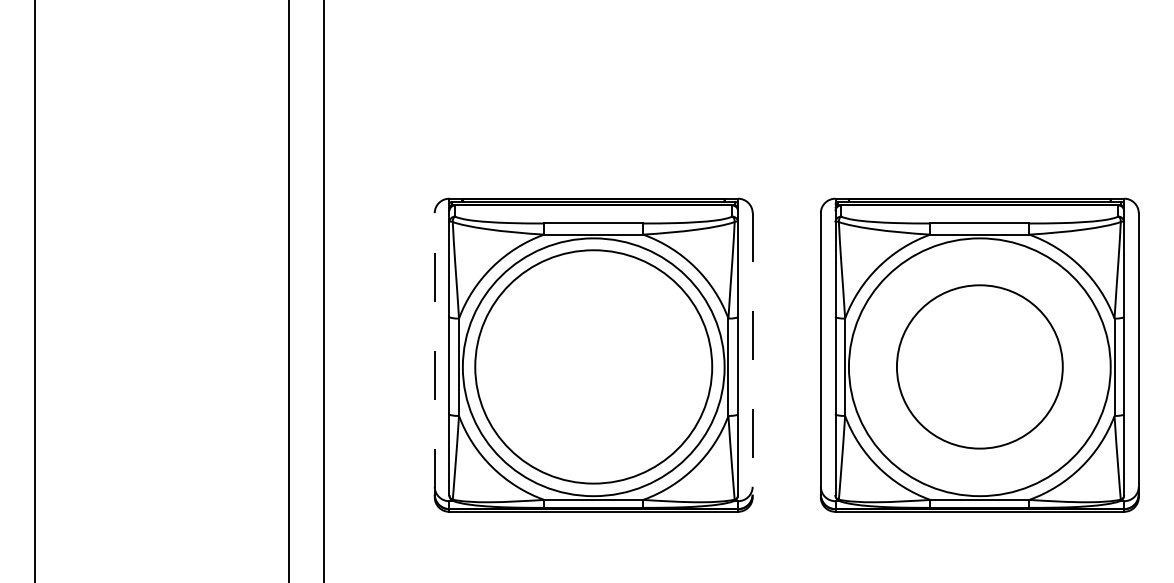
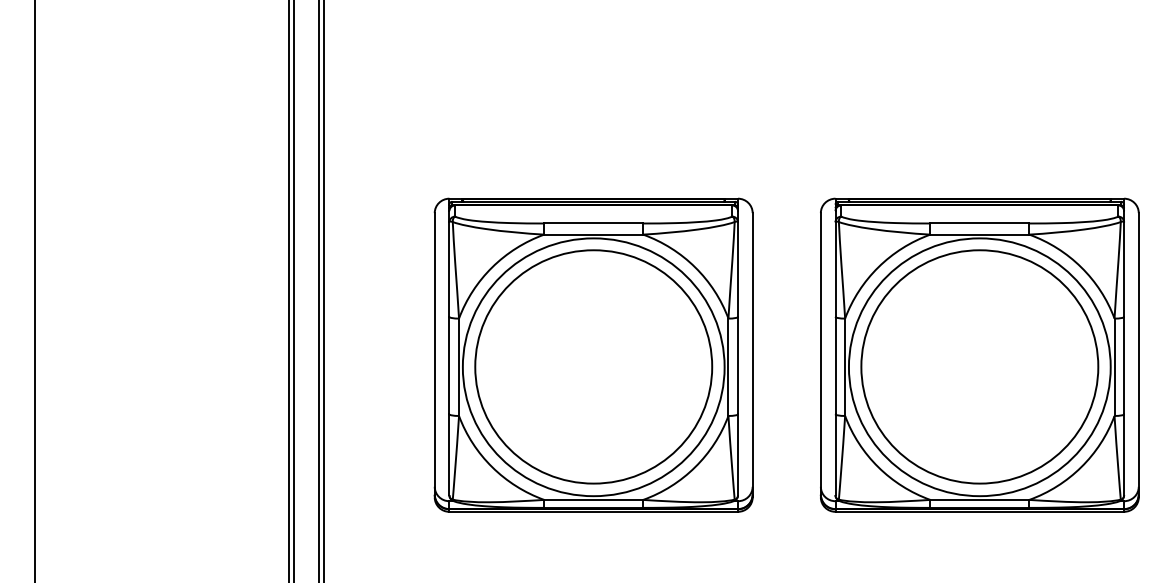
line: none -> present (294, 290)
line: none -> present (318, 290)
line: dashed -> solid (434, 354)
line: dashed -> solid (752, 355)
part size: 168x166 px -> 240x236 px (979, 366)
